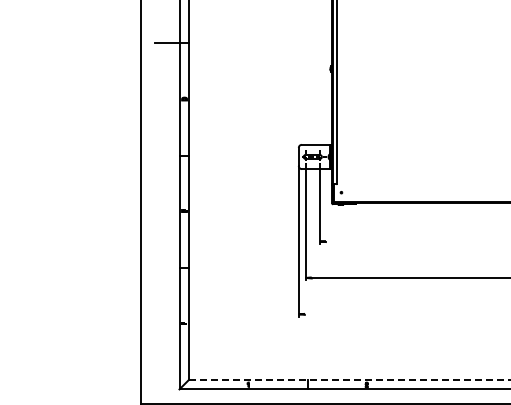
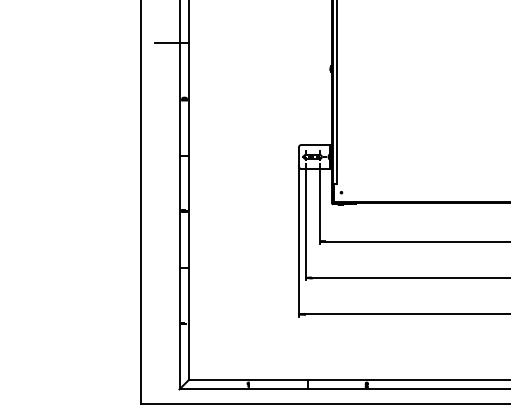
line: none -> present (416, 241)
line: none -> present (405, 314)
line: dashed -> solid (350, 379)
